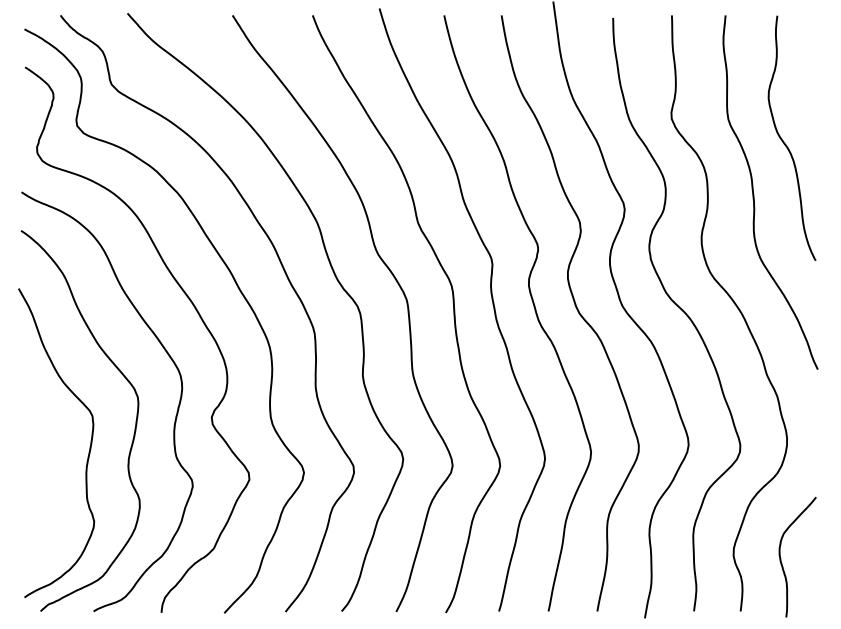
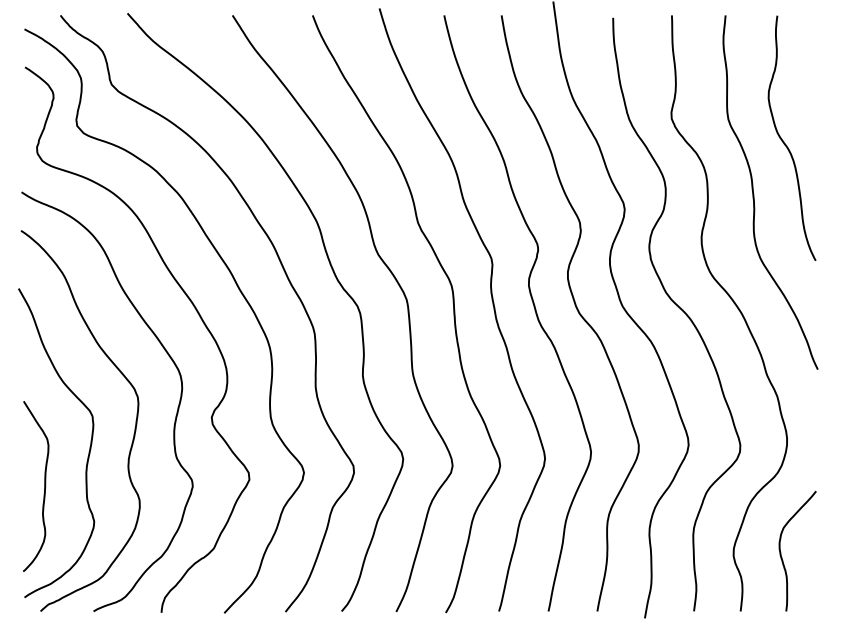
curve: none -> present (44, 486)
curve position: (781, 558) -> (781, 552) (781, 552)
